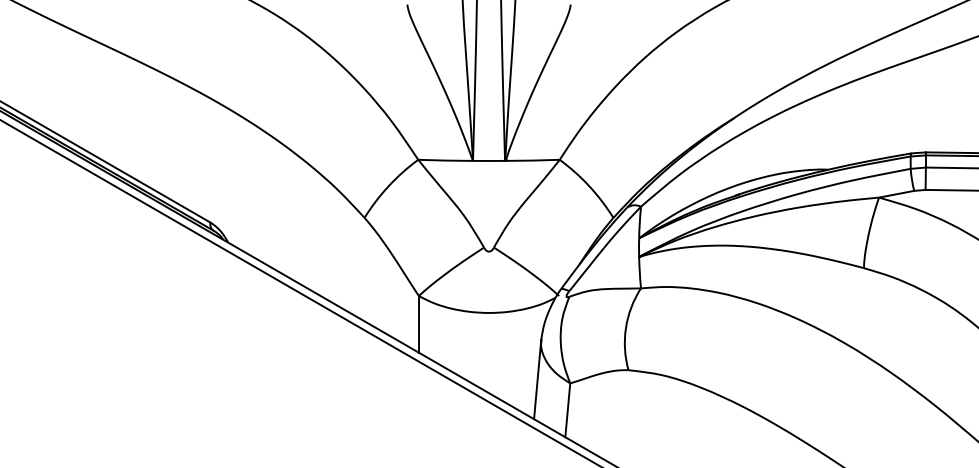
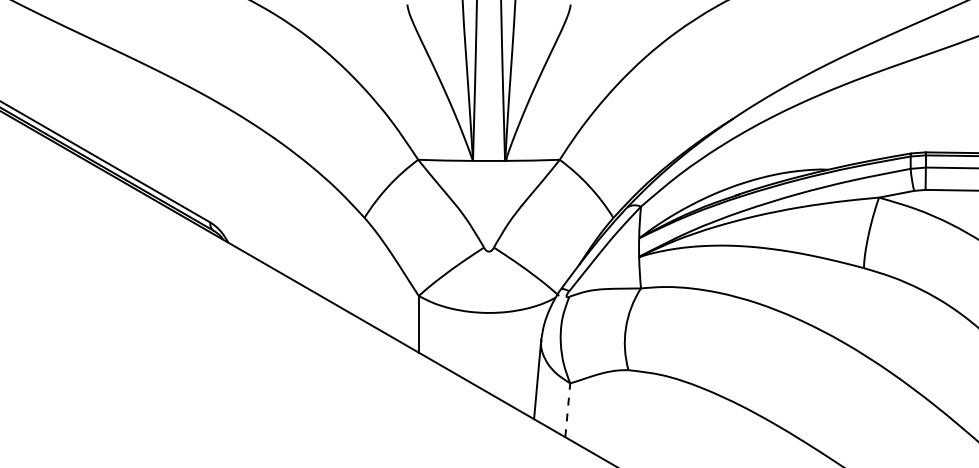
line: present -> none (299, 292)
line: solid -> dashed (567, 409)
